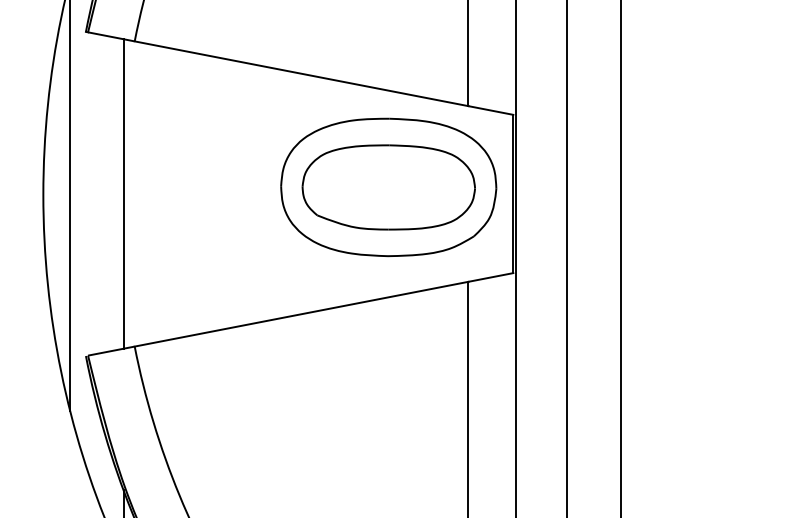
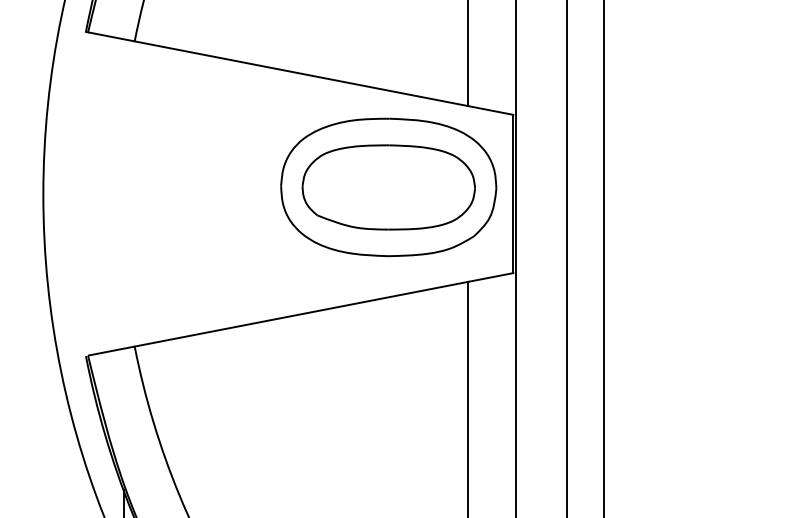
line: present -> none (123, 193)
line: present -> none (70, 206)
line position: (621, 258) -> (604, 258) (604, 258)
